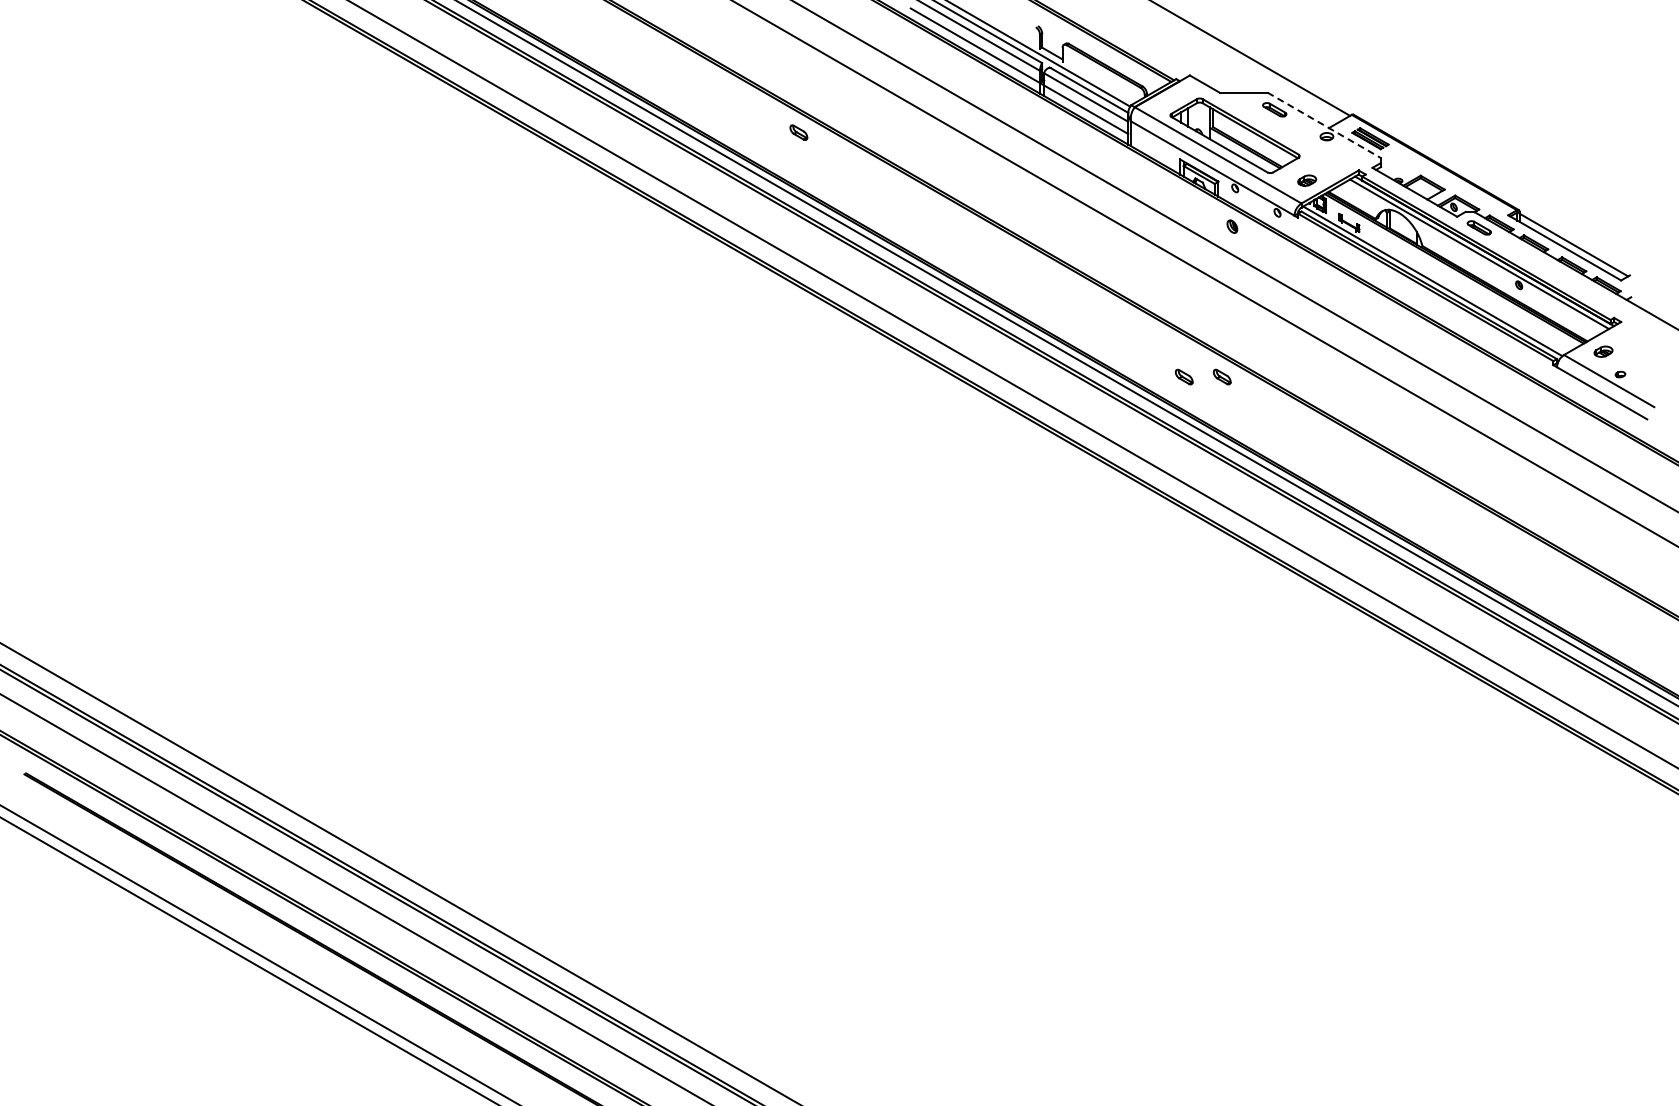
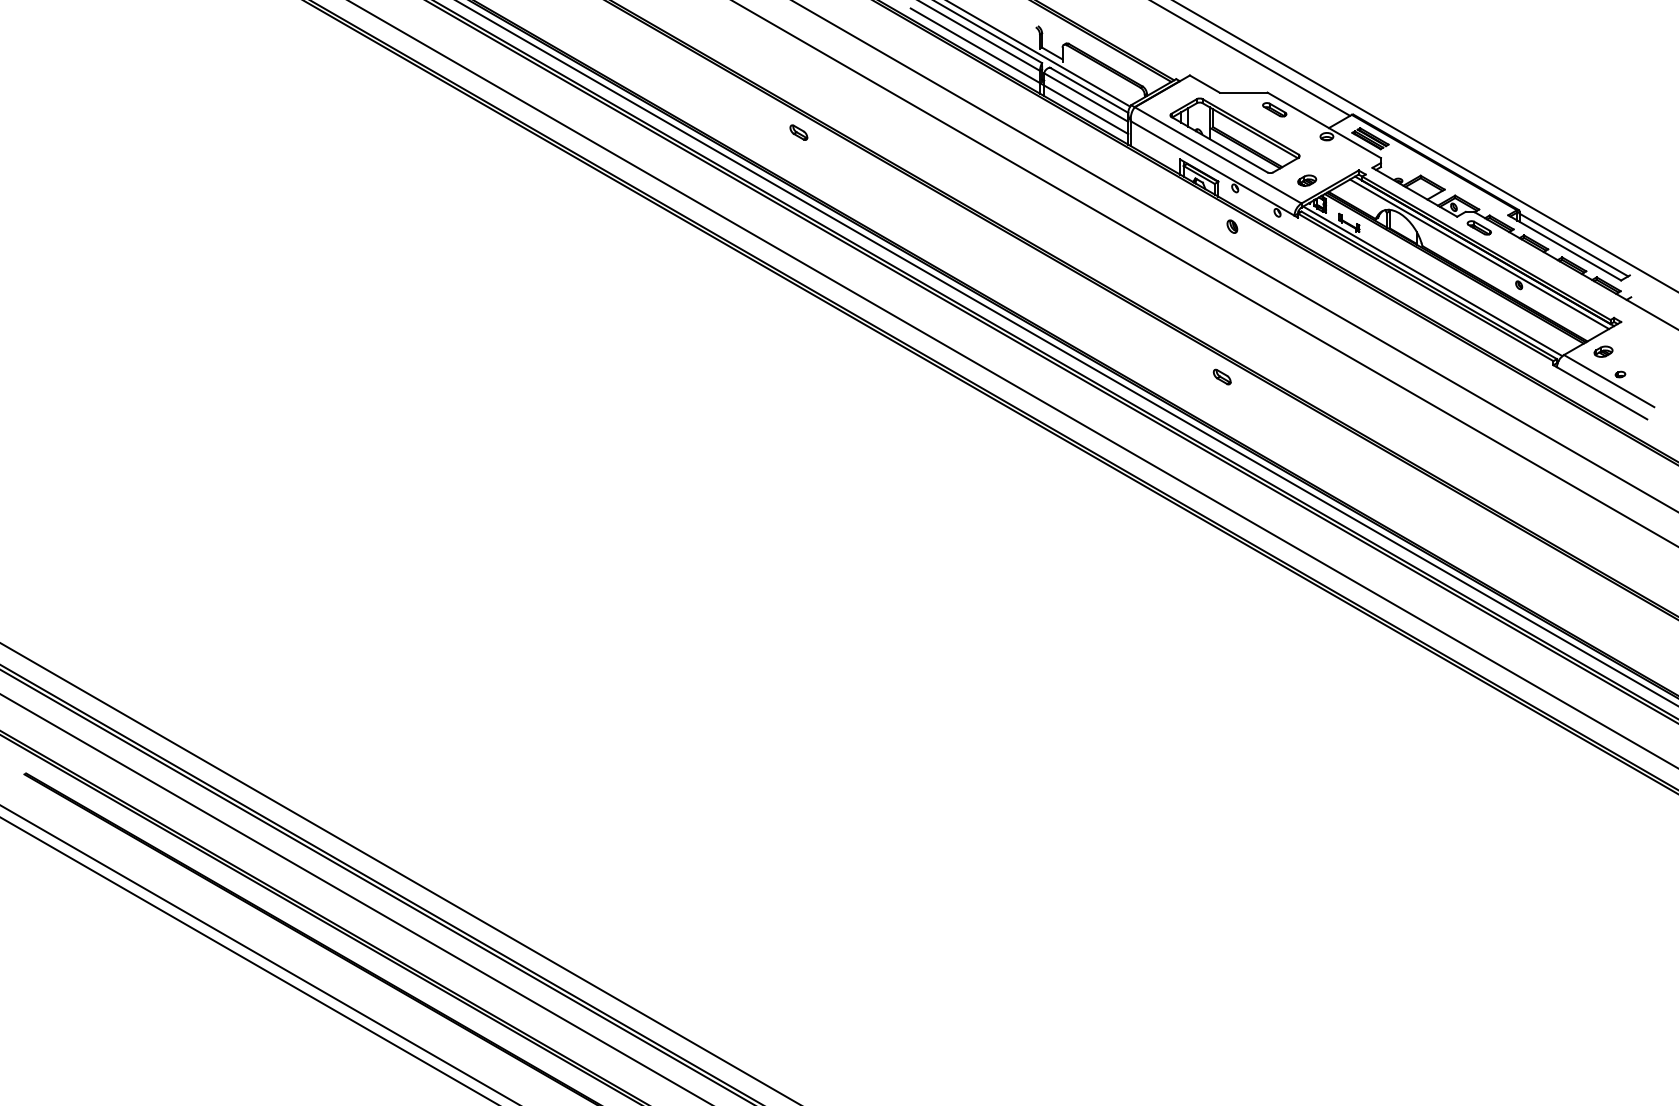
line: dashed -> solid (1324, 125)
line: none -> present (1425, 146)
part: present -> none (1183, 376)
